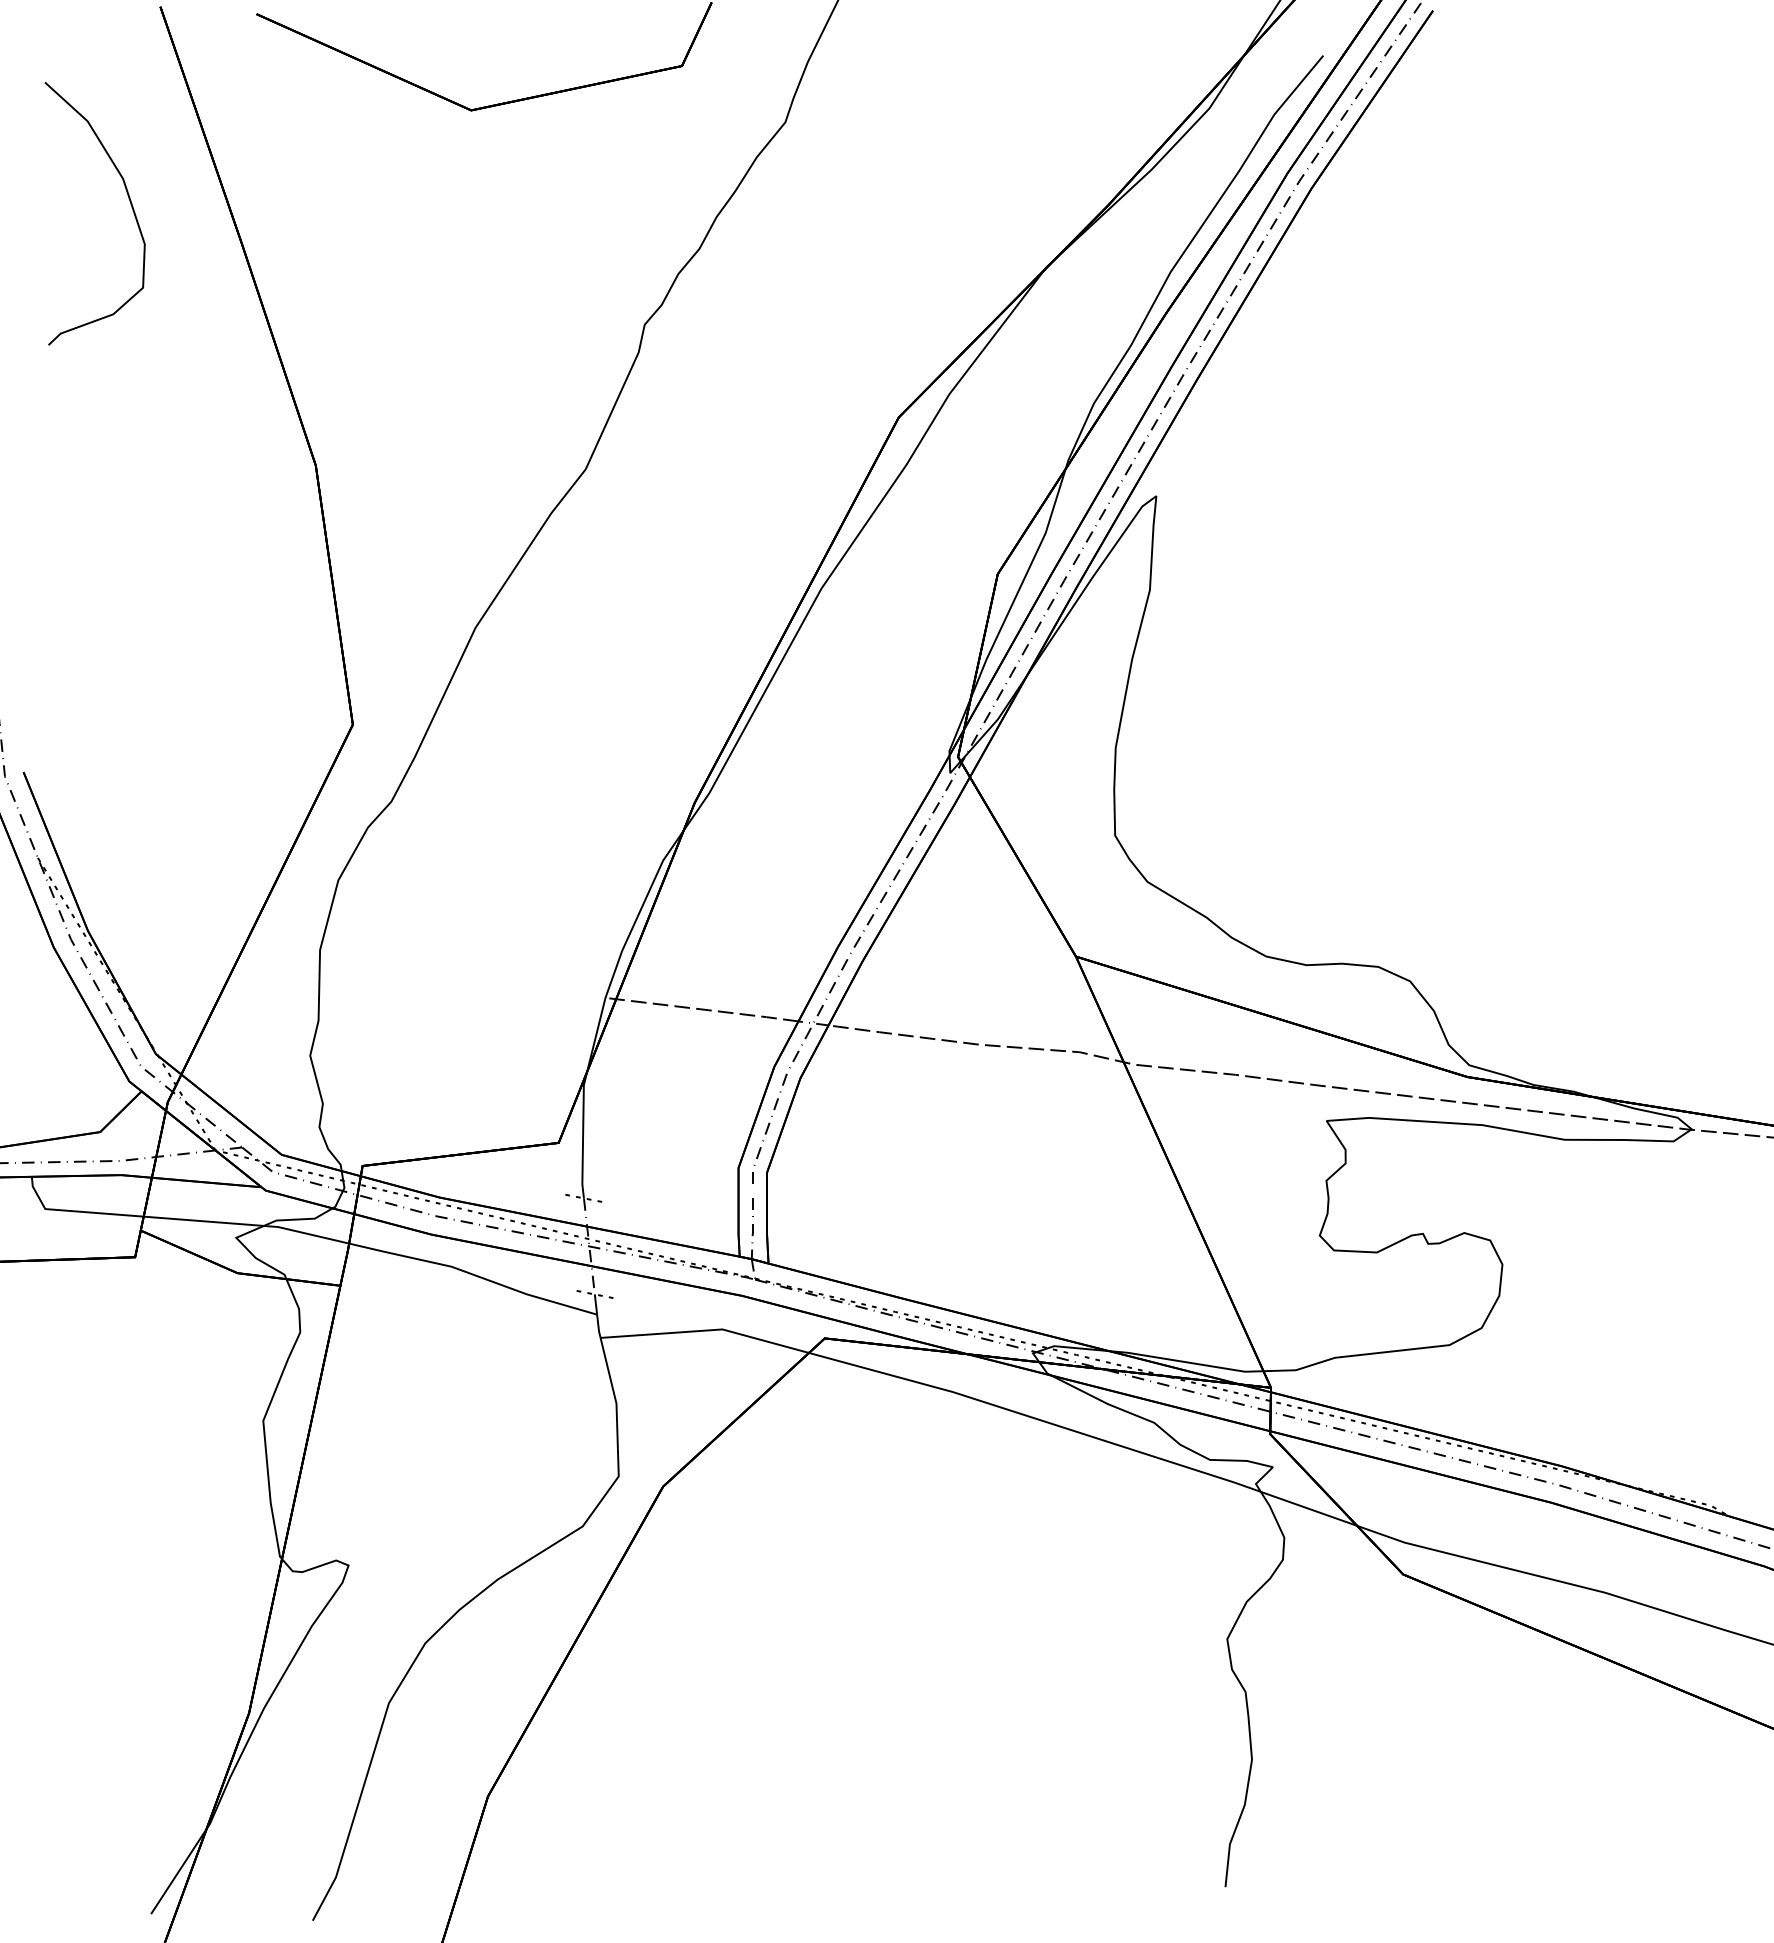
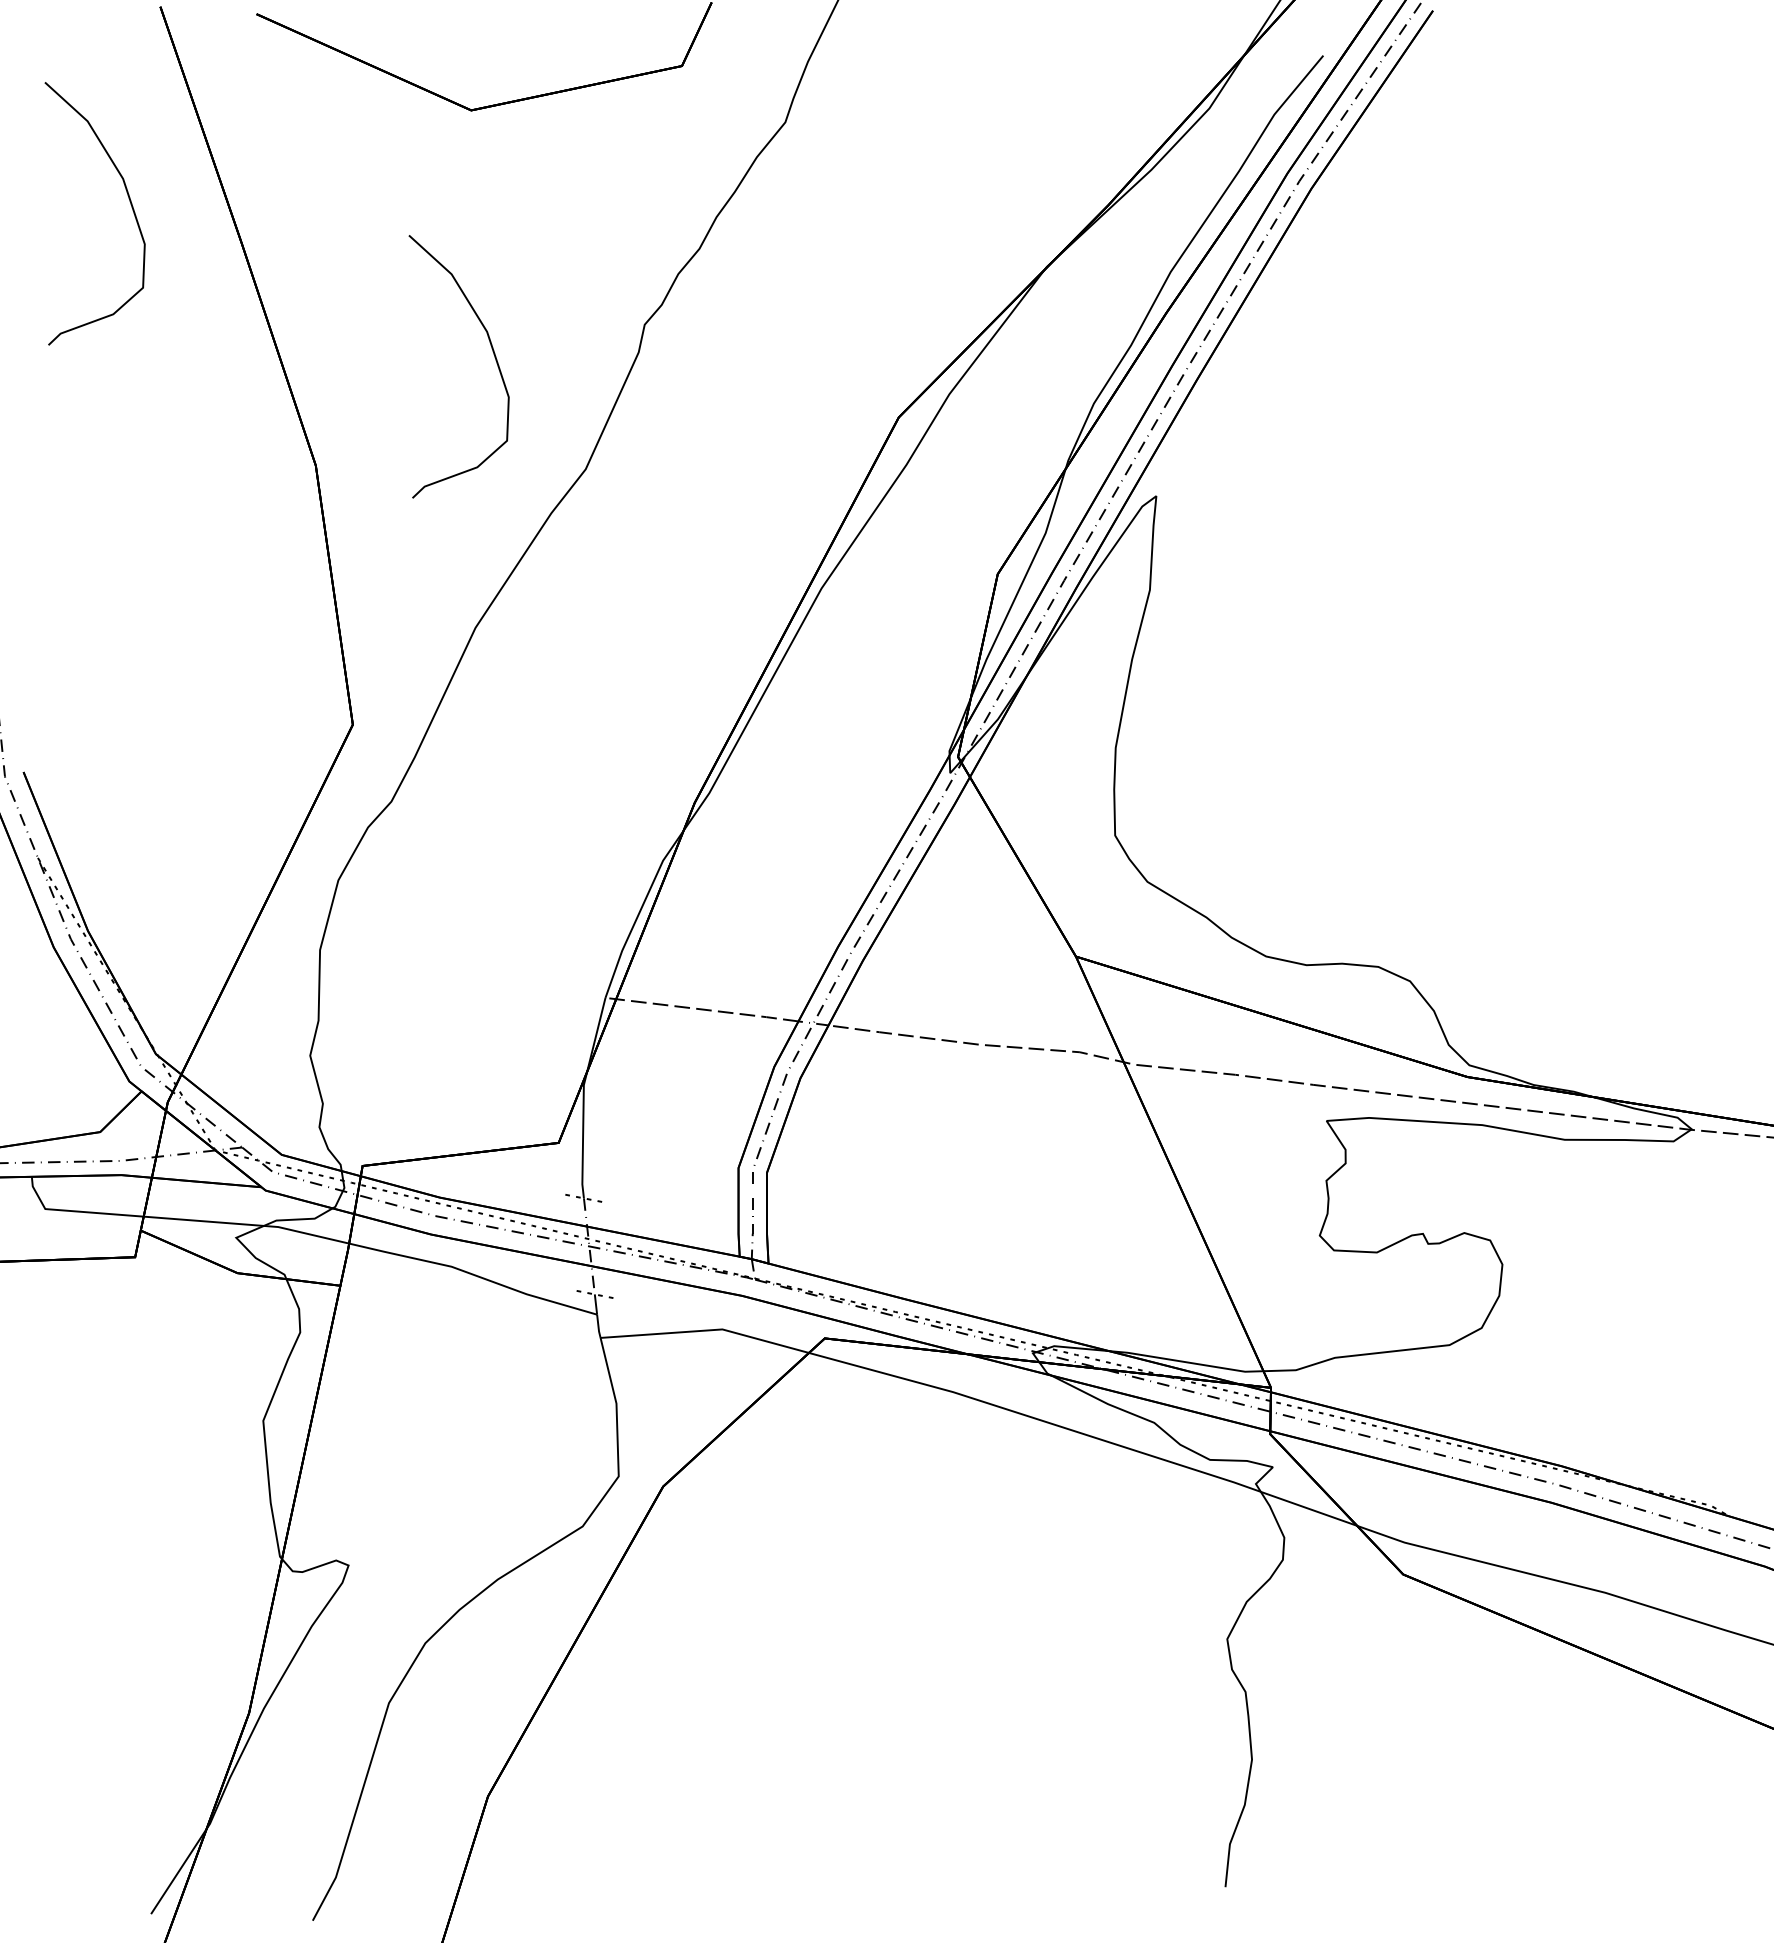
curve: none -> present (493, 354)
